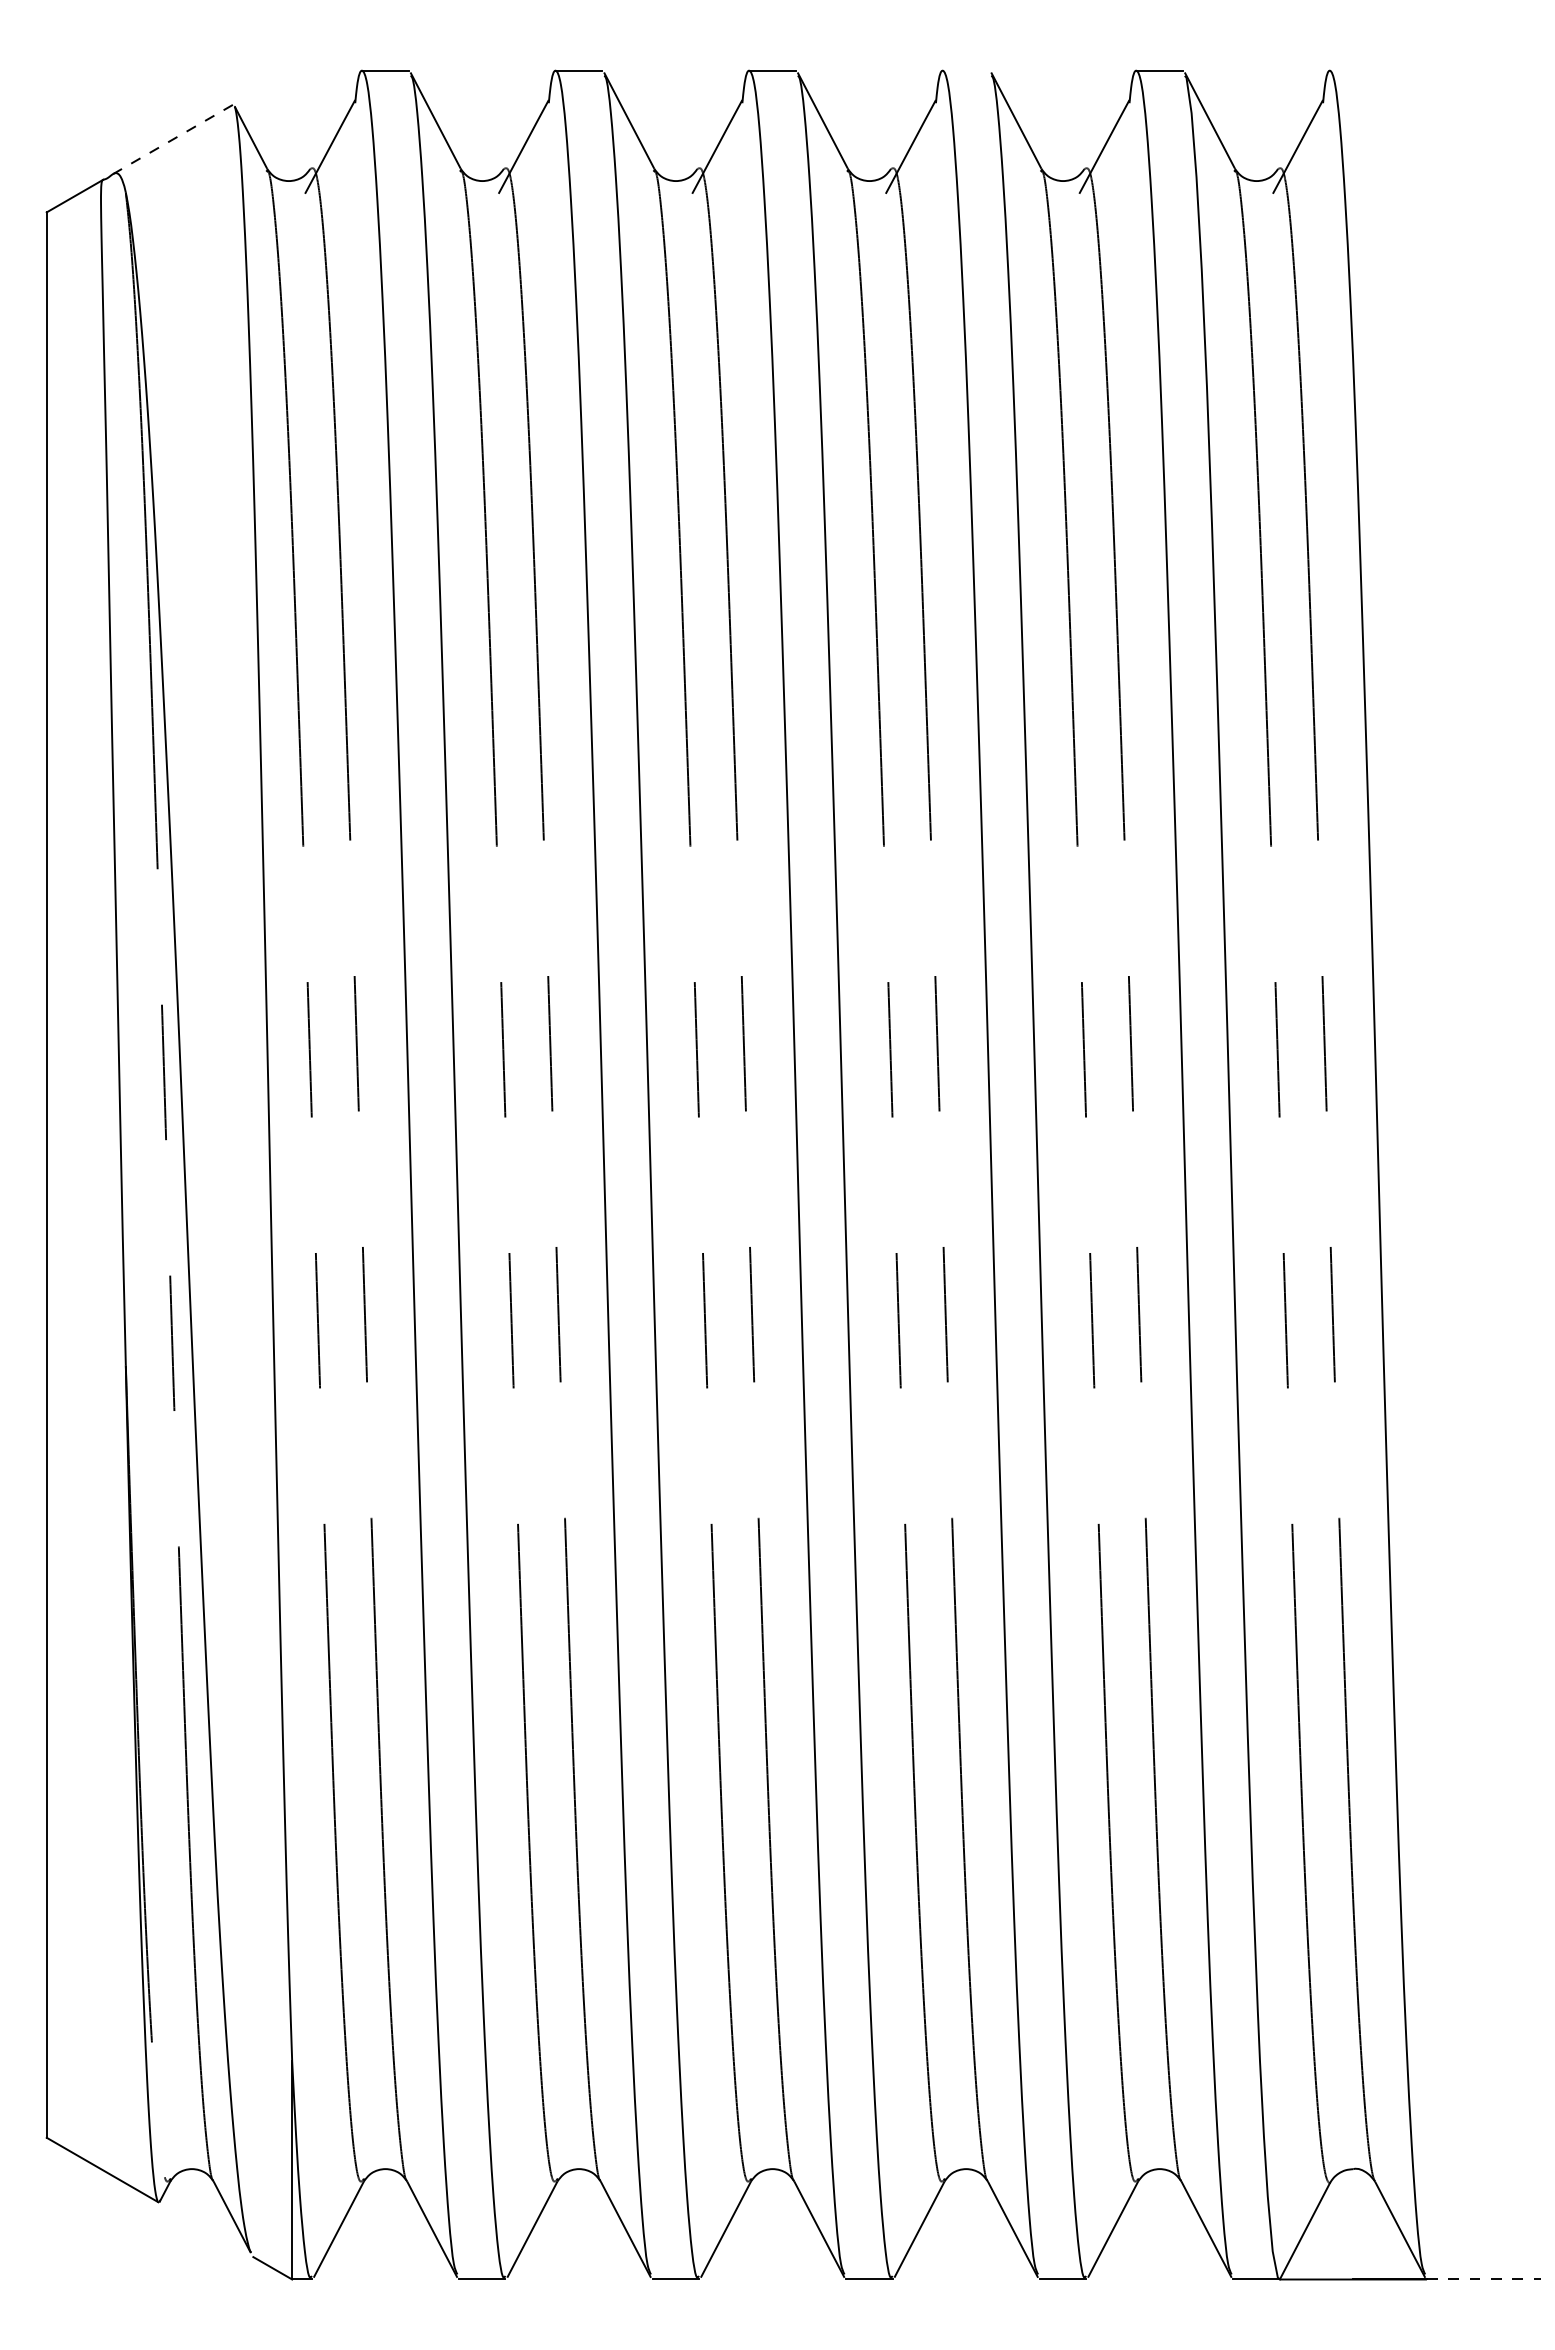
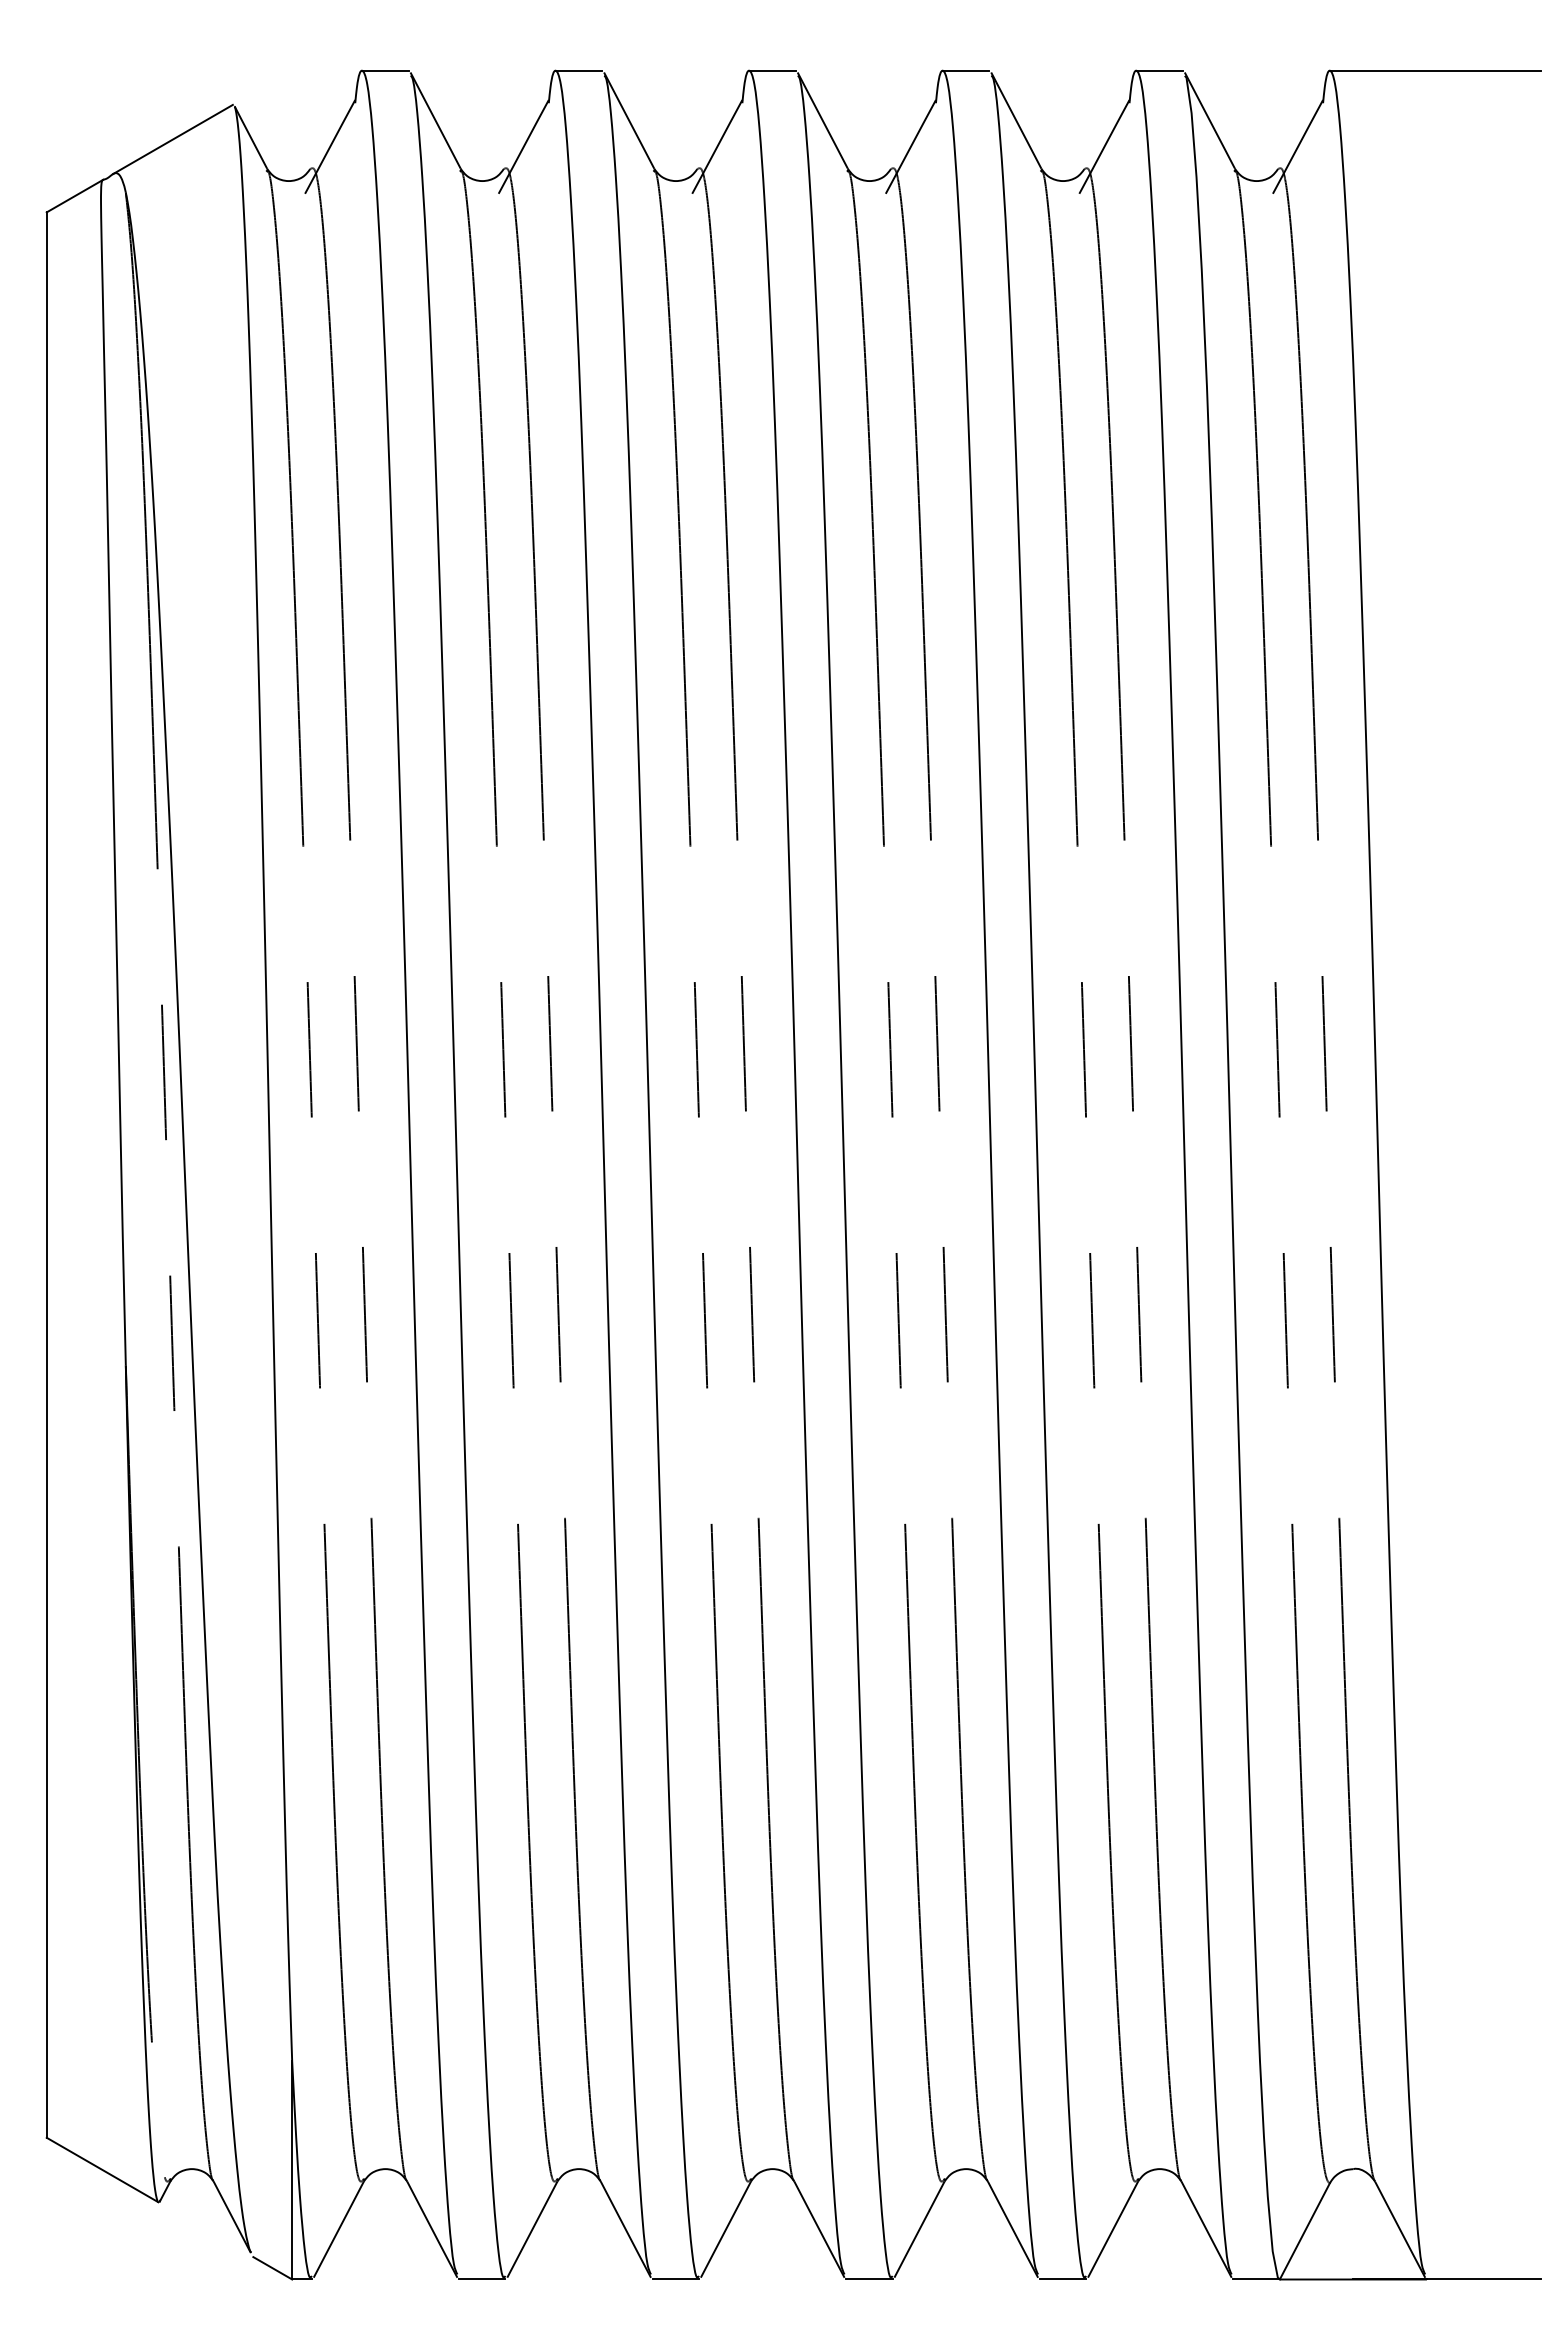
line: none -> present (966, 70)
line: none -> present (1435, 70)
line: dashed -> solid (172, 139)
line: dashed -> solid (1483, 2279)
